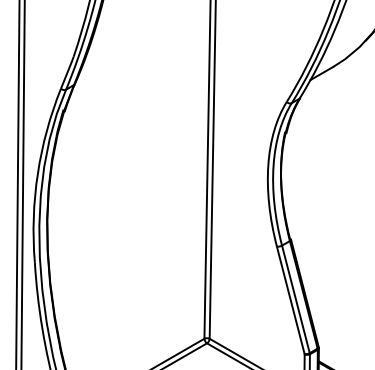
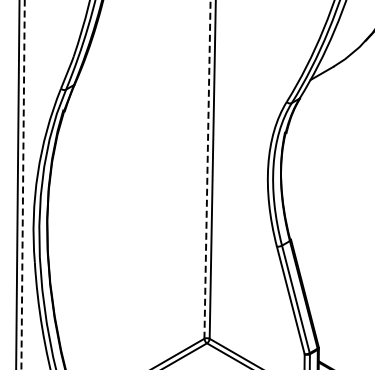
line: solid -> dashed (207, 168)
line: solid -> dashed (23, 185)
